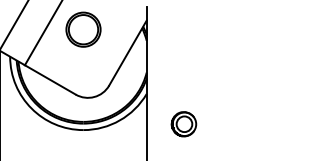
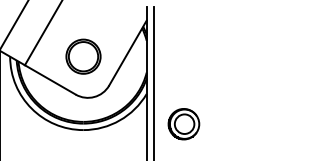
part position: (83, 29) -> (83, 56) (83, 56)
line: none -> present (154, 81)
part size: 28x27 px -> 34x33 px (183, 124)
